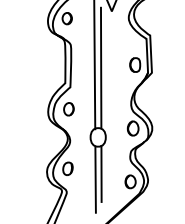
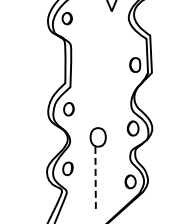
line: present -> none (94, 65)
line: present -> none (100, 67)
line: present -> none (101, 173)
line: solid -> dashed (95, 179)
